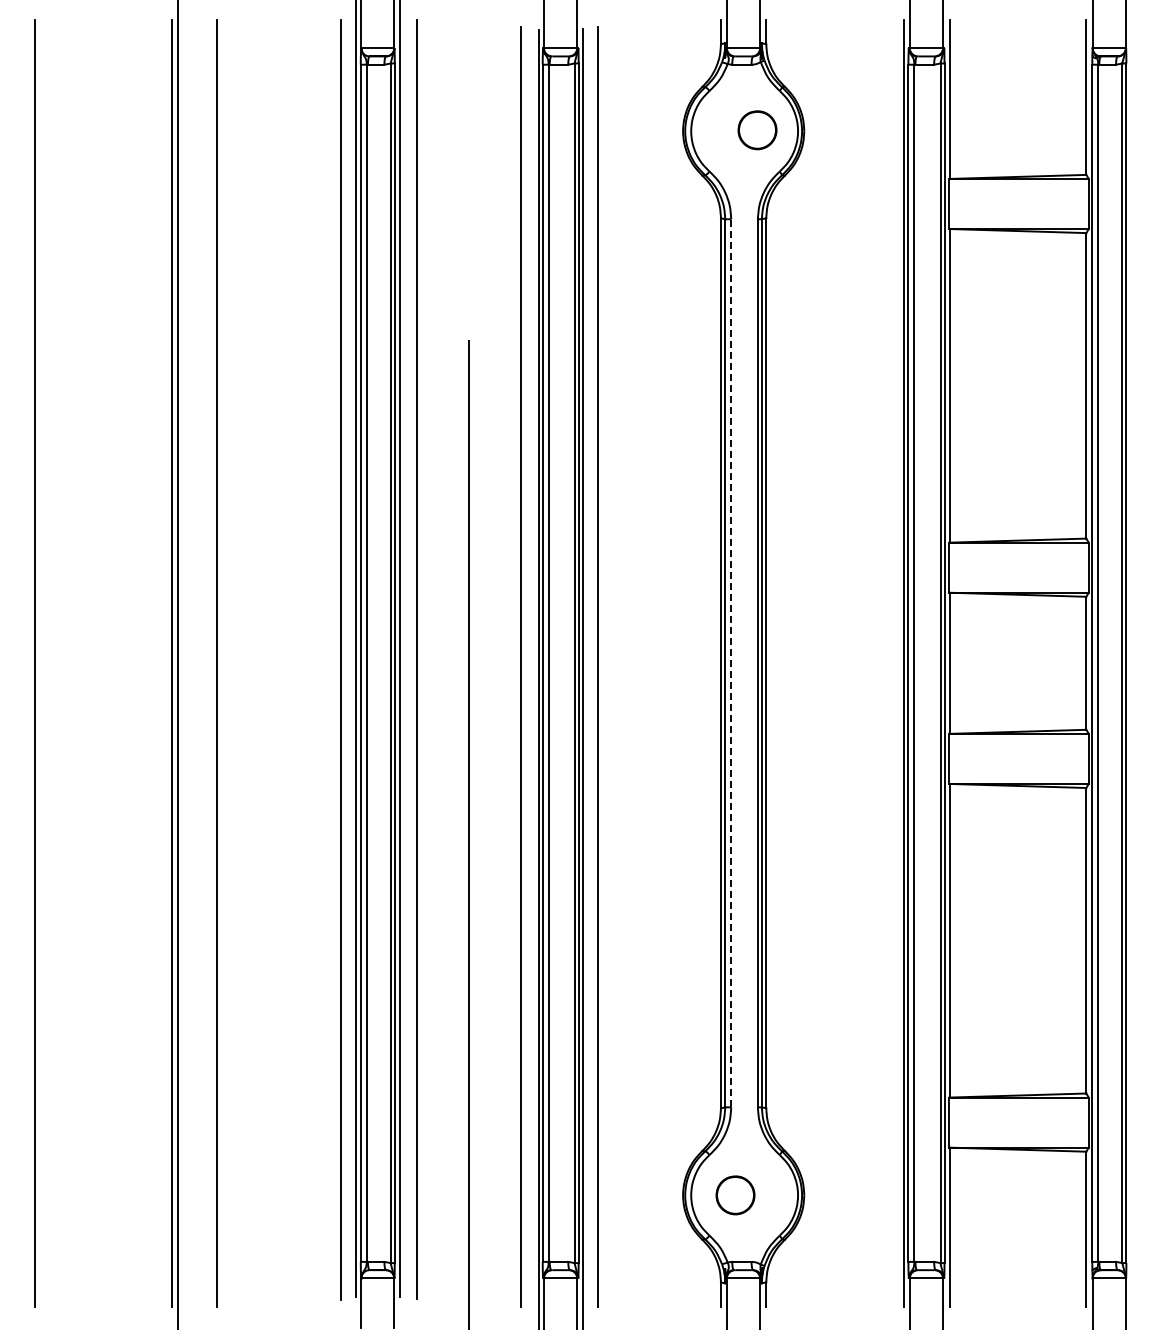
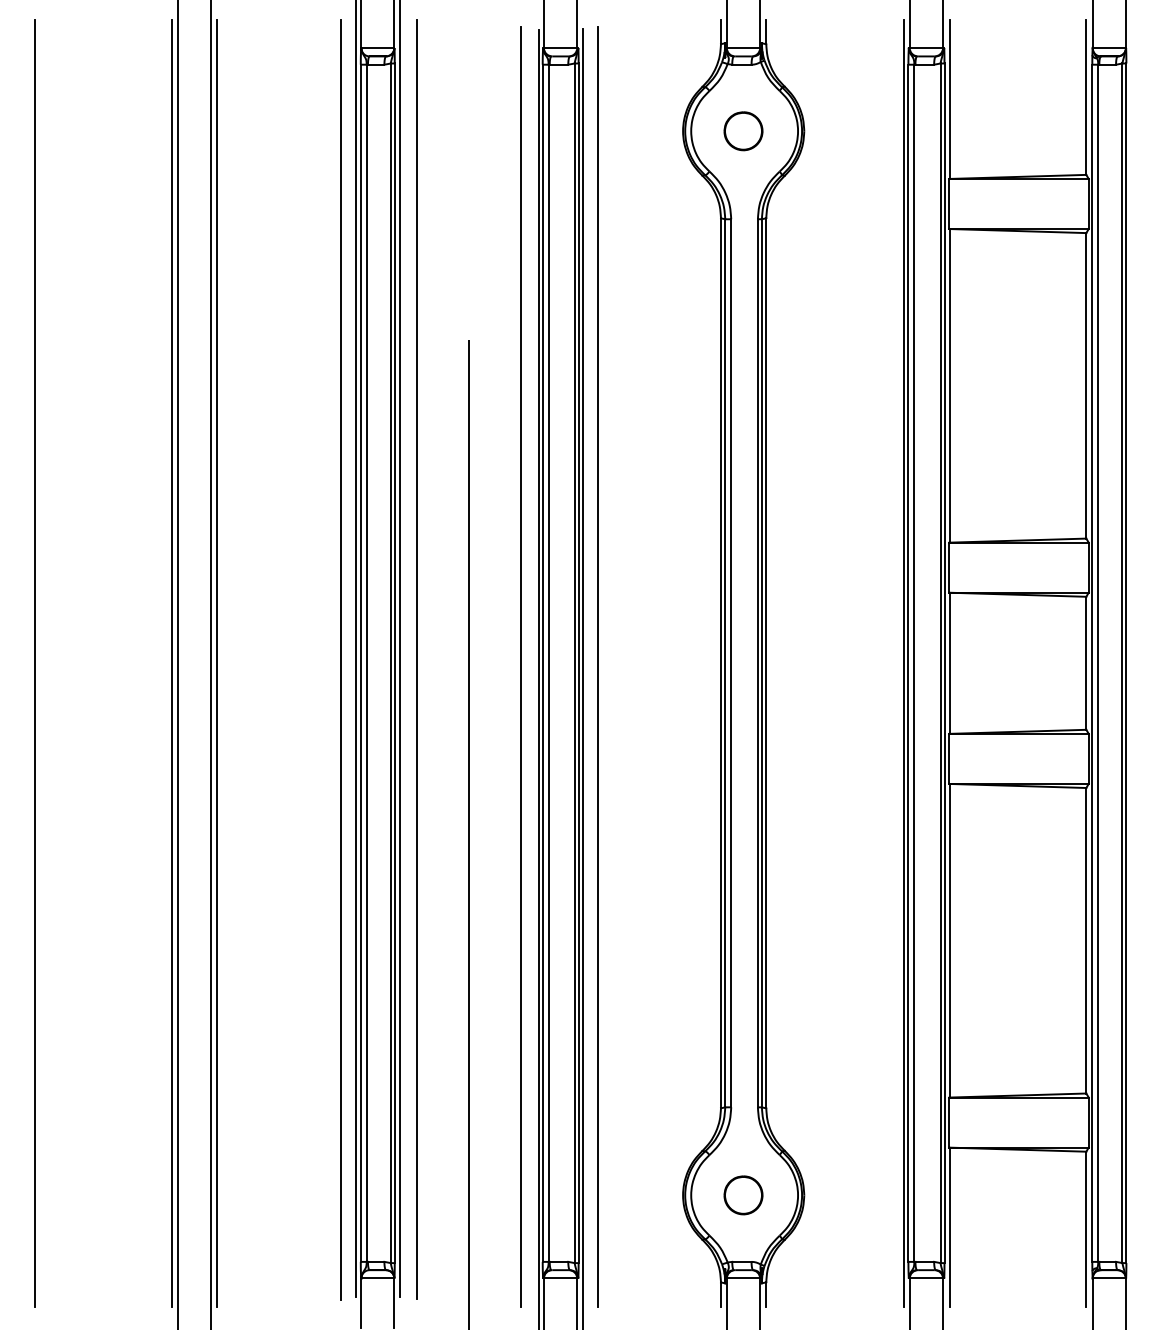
part position: (757, 130) -> (743, 131) (743, 131)
line: dashed -> solid (731, 662)
line: none -> present (211, 664)
part position: (735, 1195) -> (743, 1195) (743, 1195)
